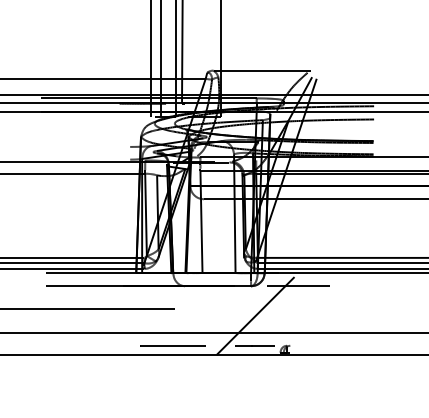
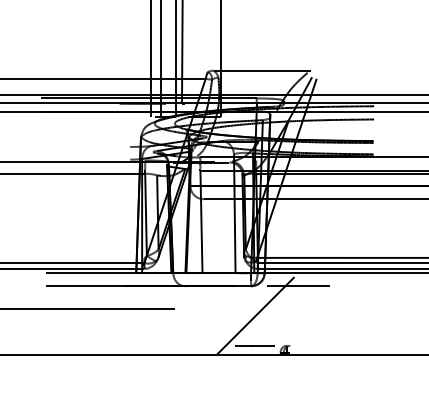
line: present -> none (73, 257)
line: present -> none (213, 332)
line: present -> none (172, 345)
